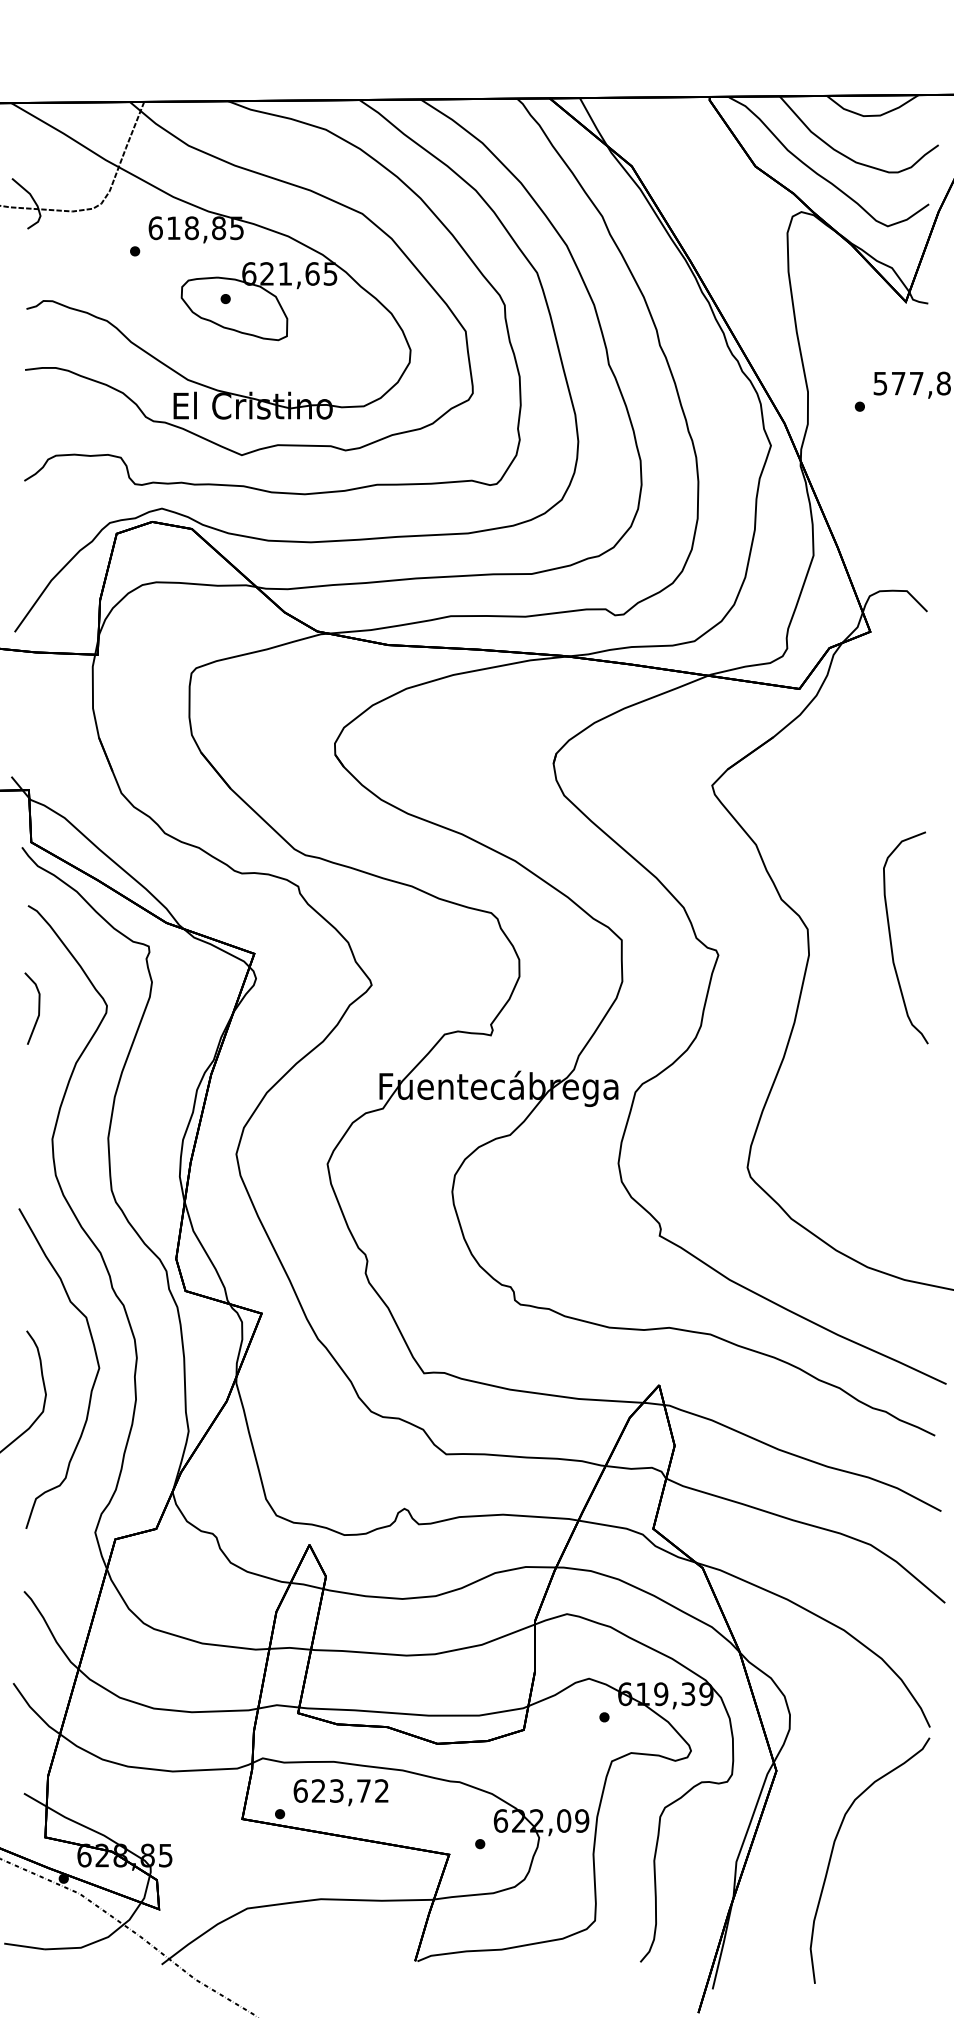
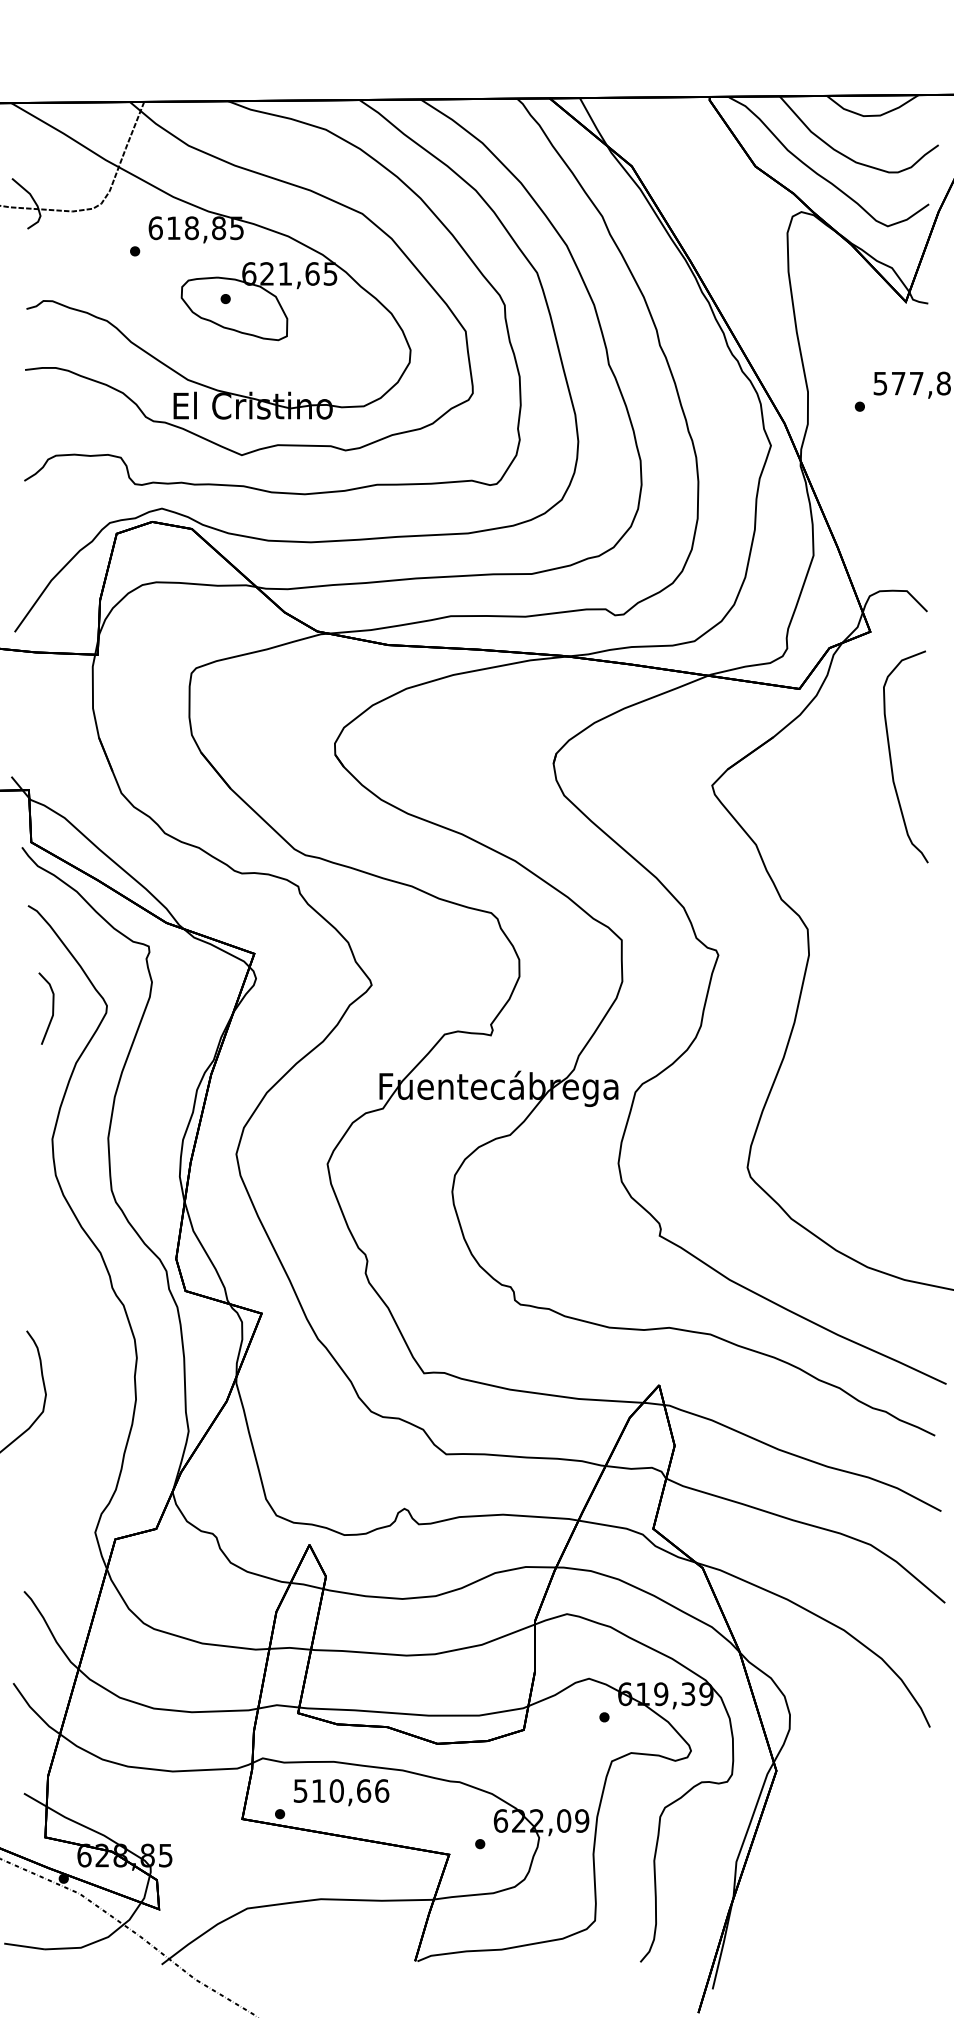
curve position: (891, 937) -> (891, 756) (891, 756)
line position: (38, 1008) -> (52, 1008) (52, 1008)
curve: present -> none (94, 1379)
text: 623,72 -> 510,66 (341, 1790)
curve: present -> none (833, 1850)
